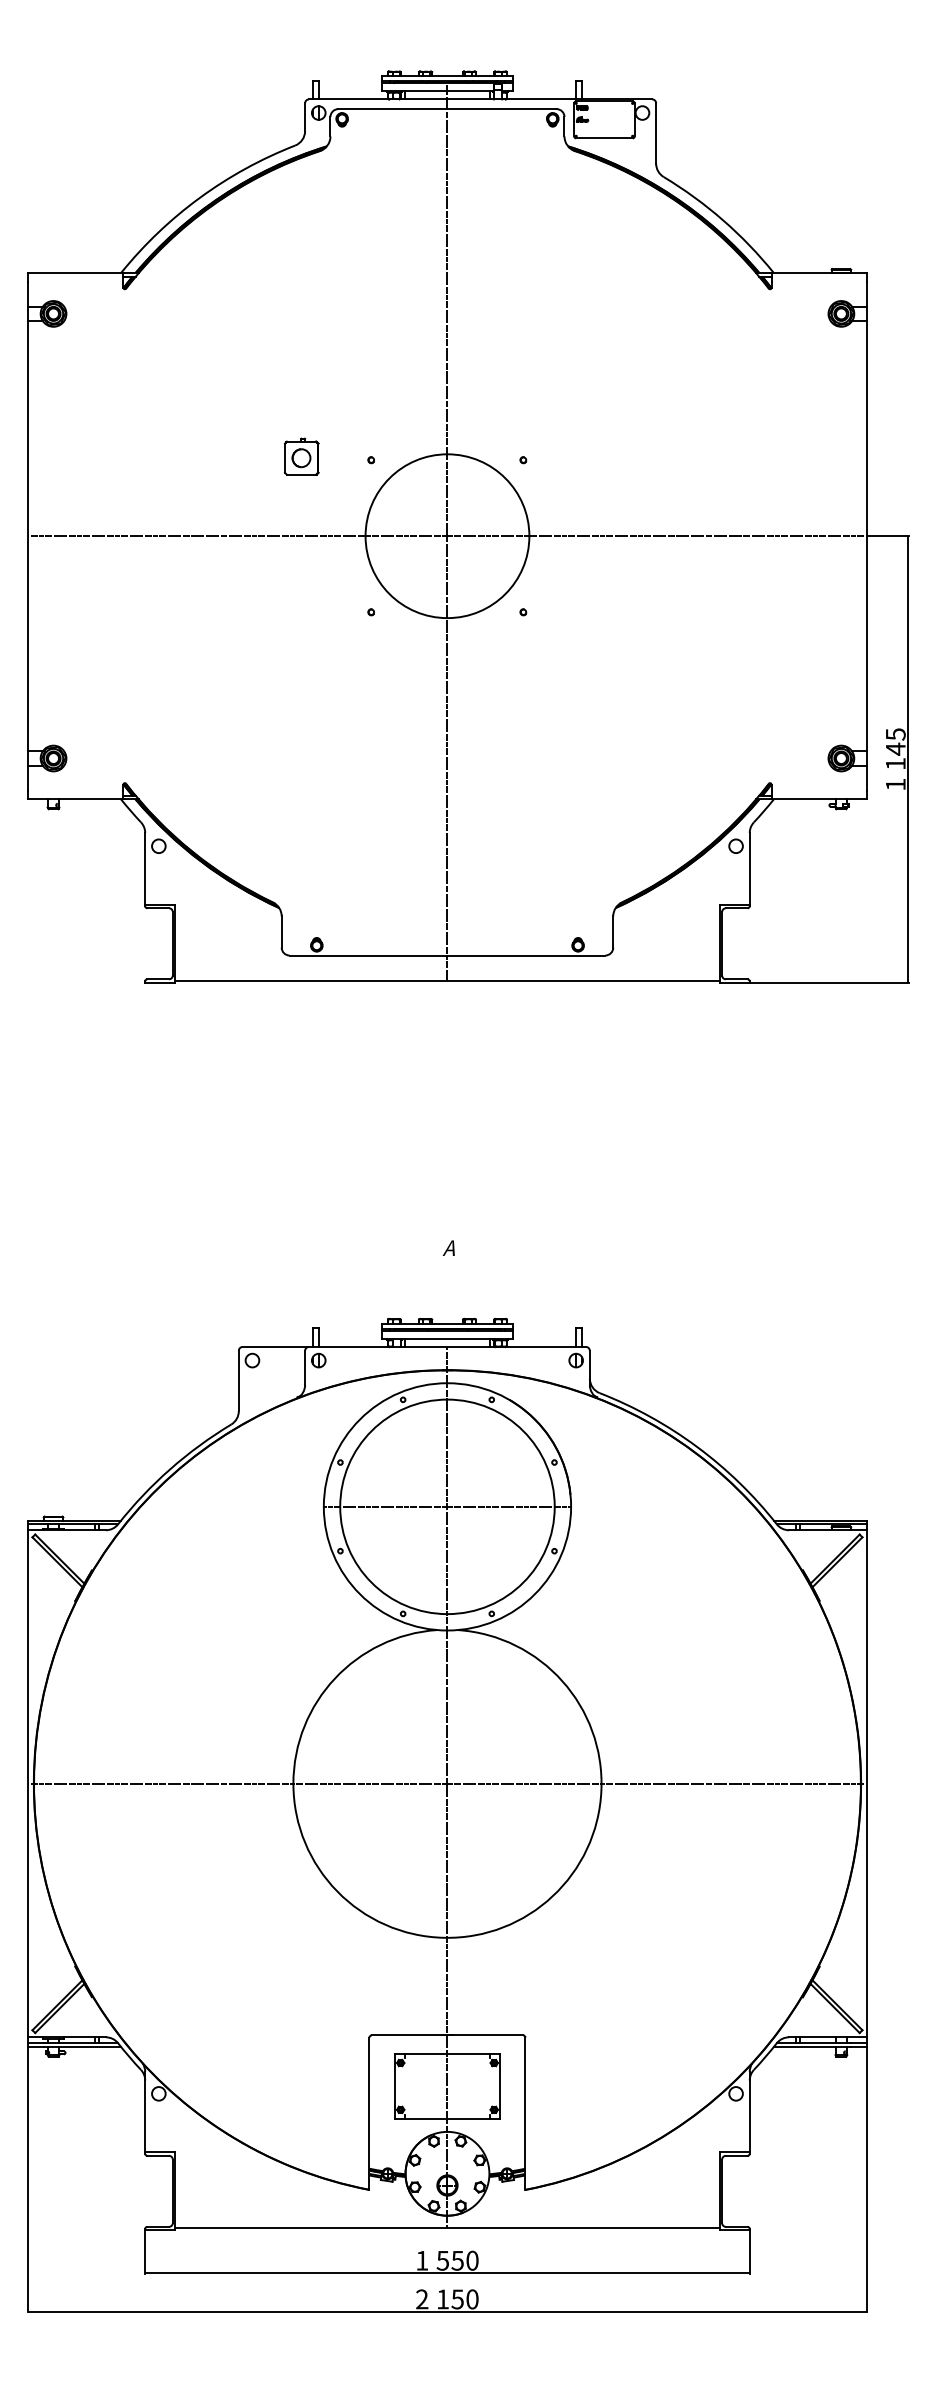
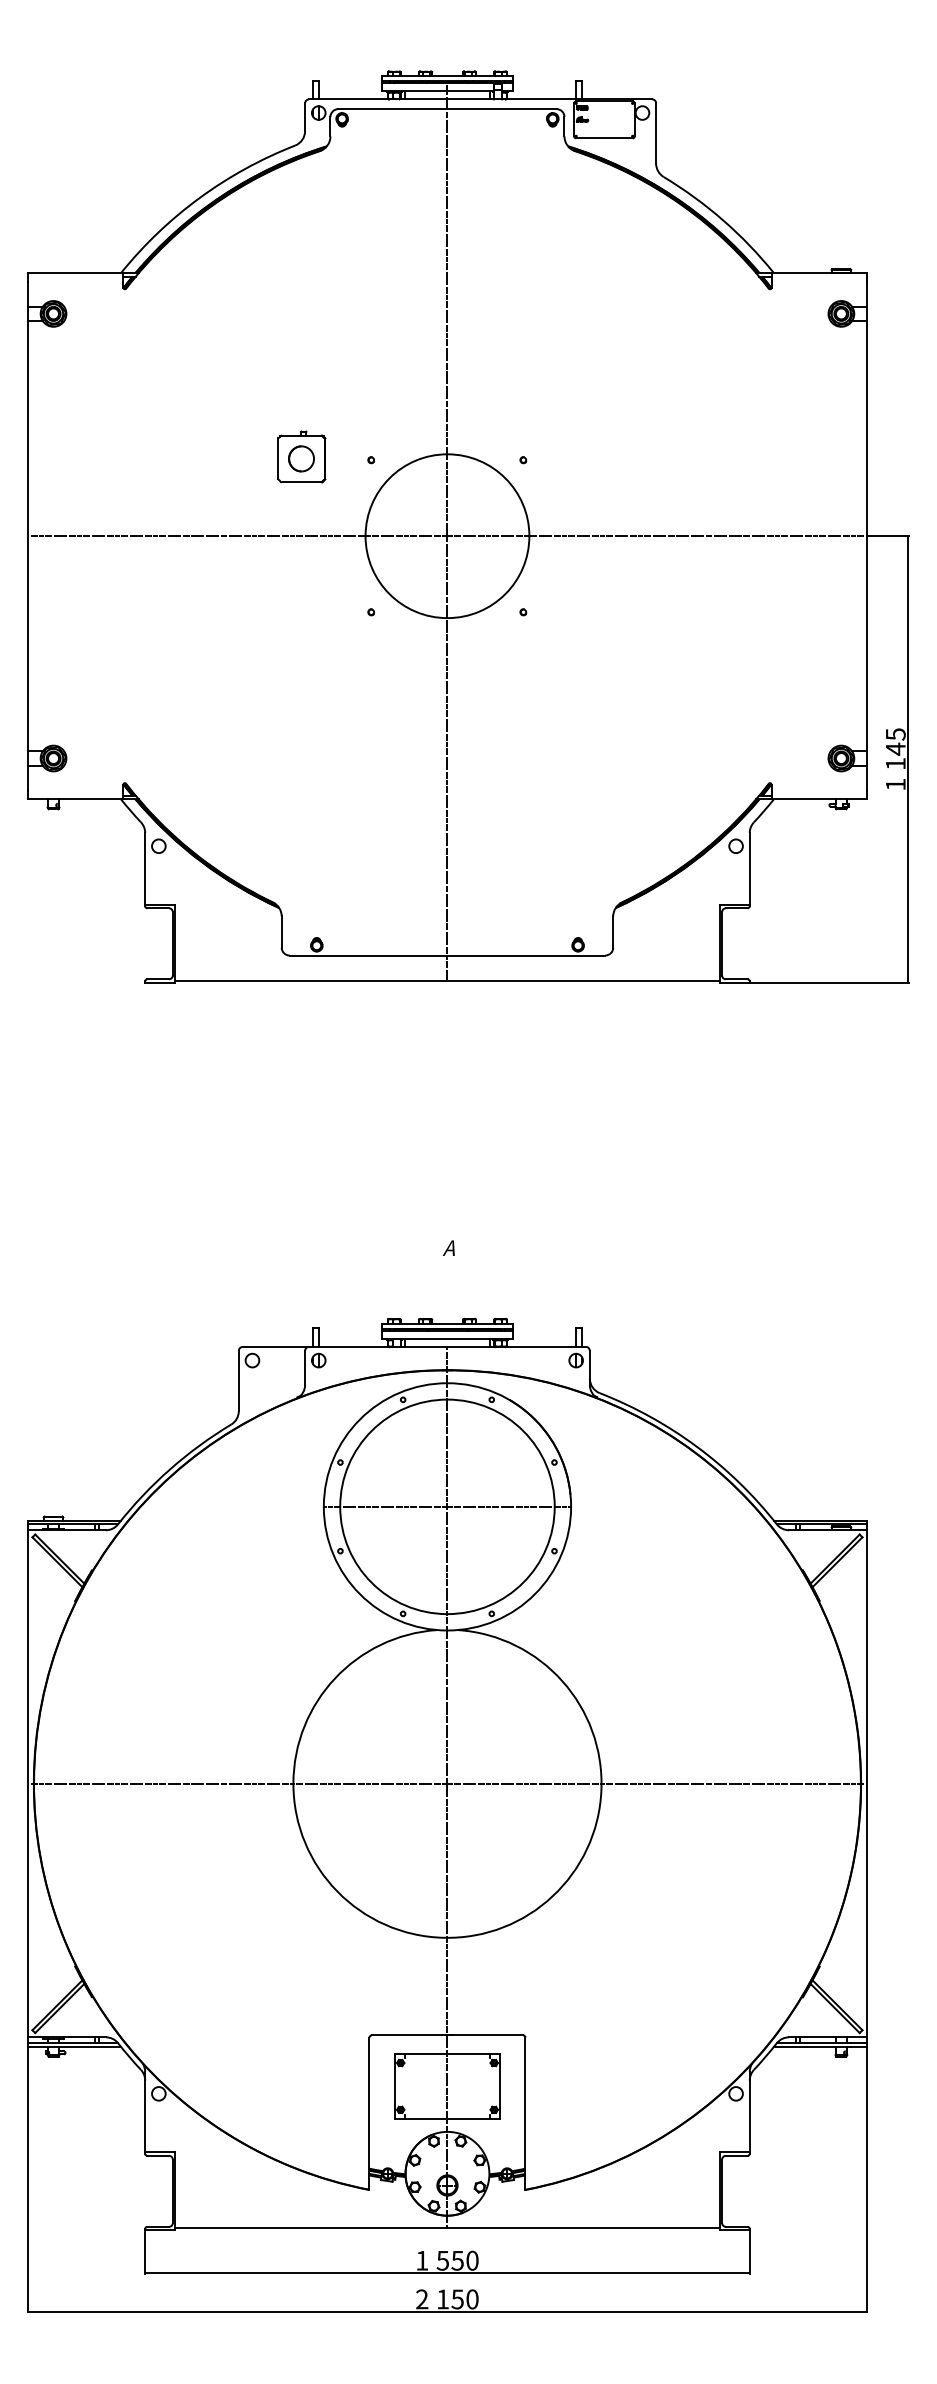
part size: 37x39 px -> 50x54 px (301, 456)
